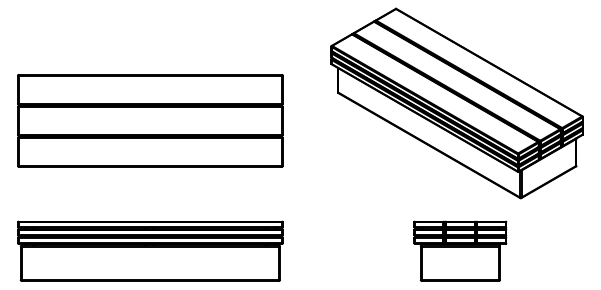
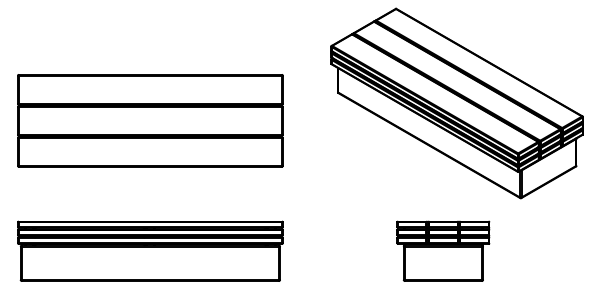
part position: (460, 250) -> (443, 250) (443, 250)
